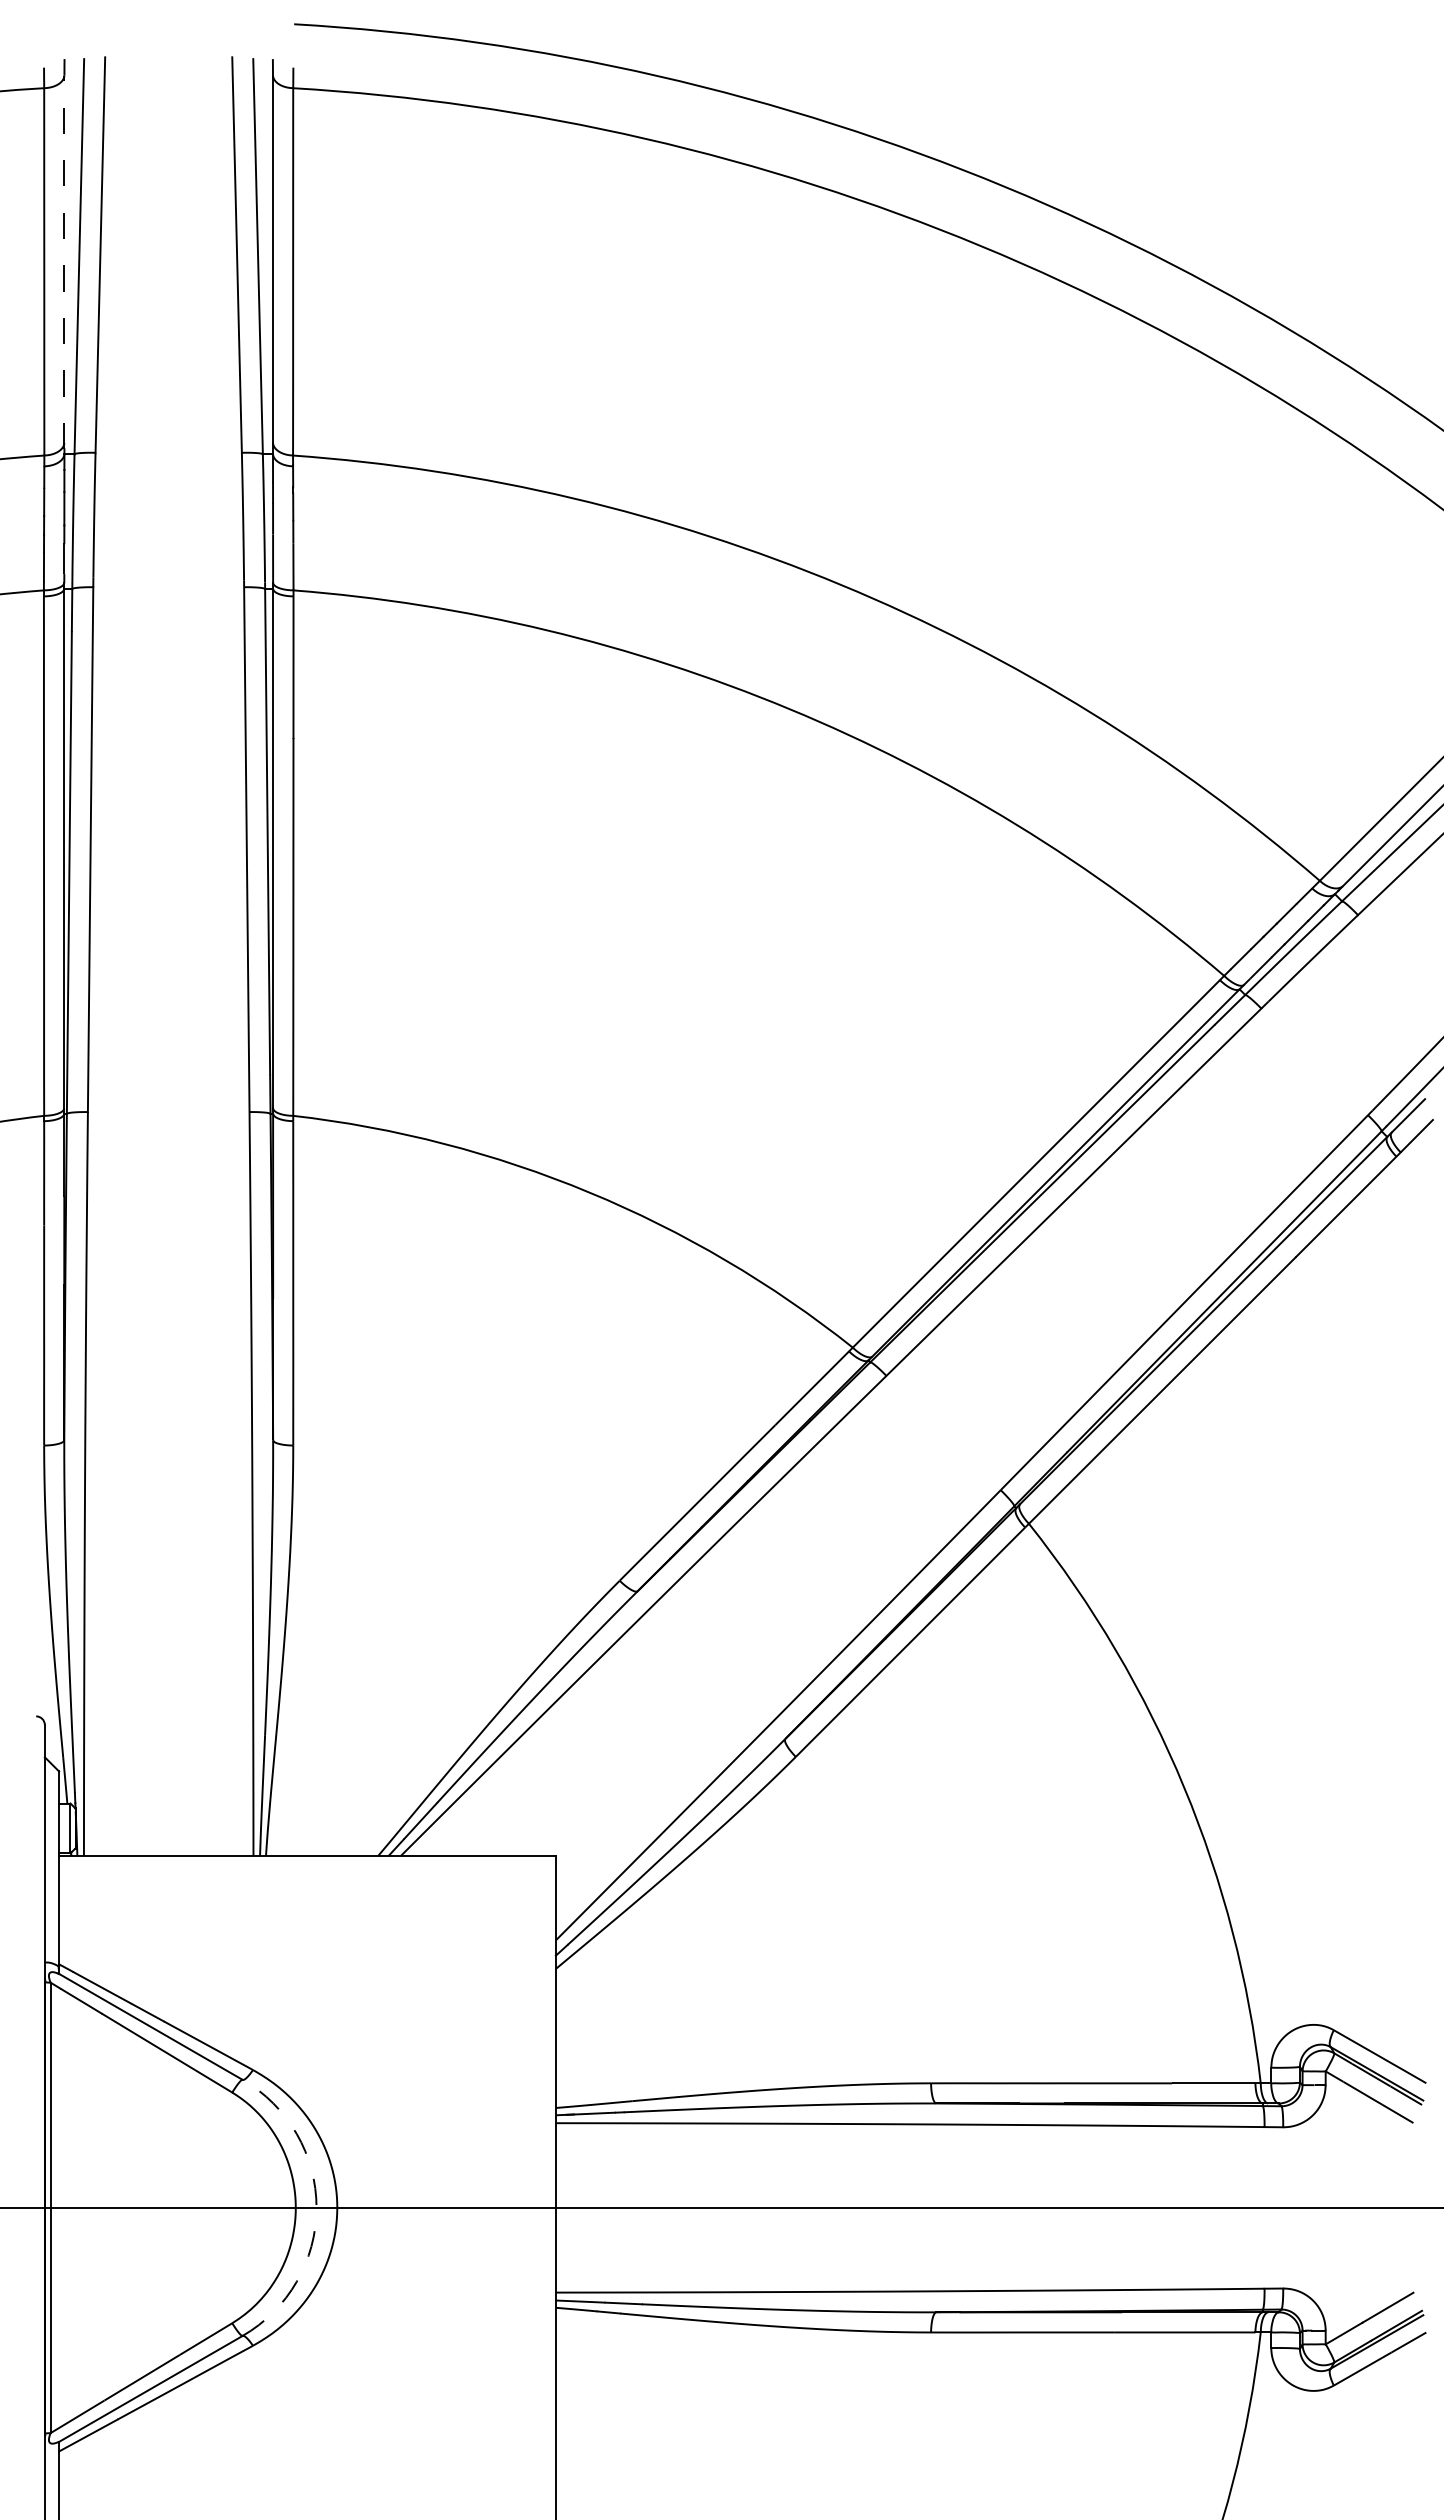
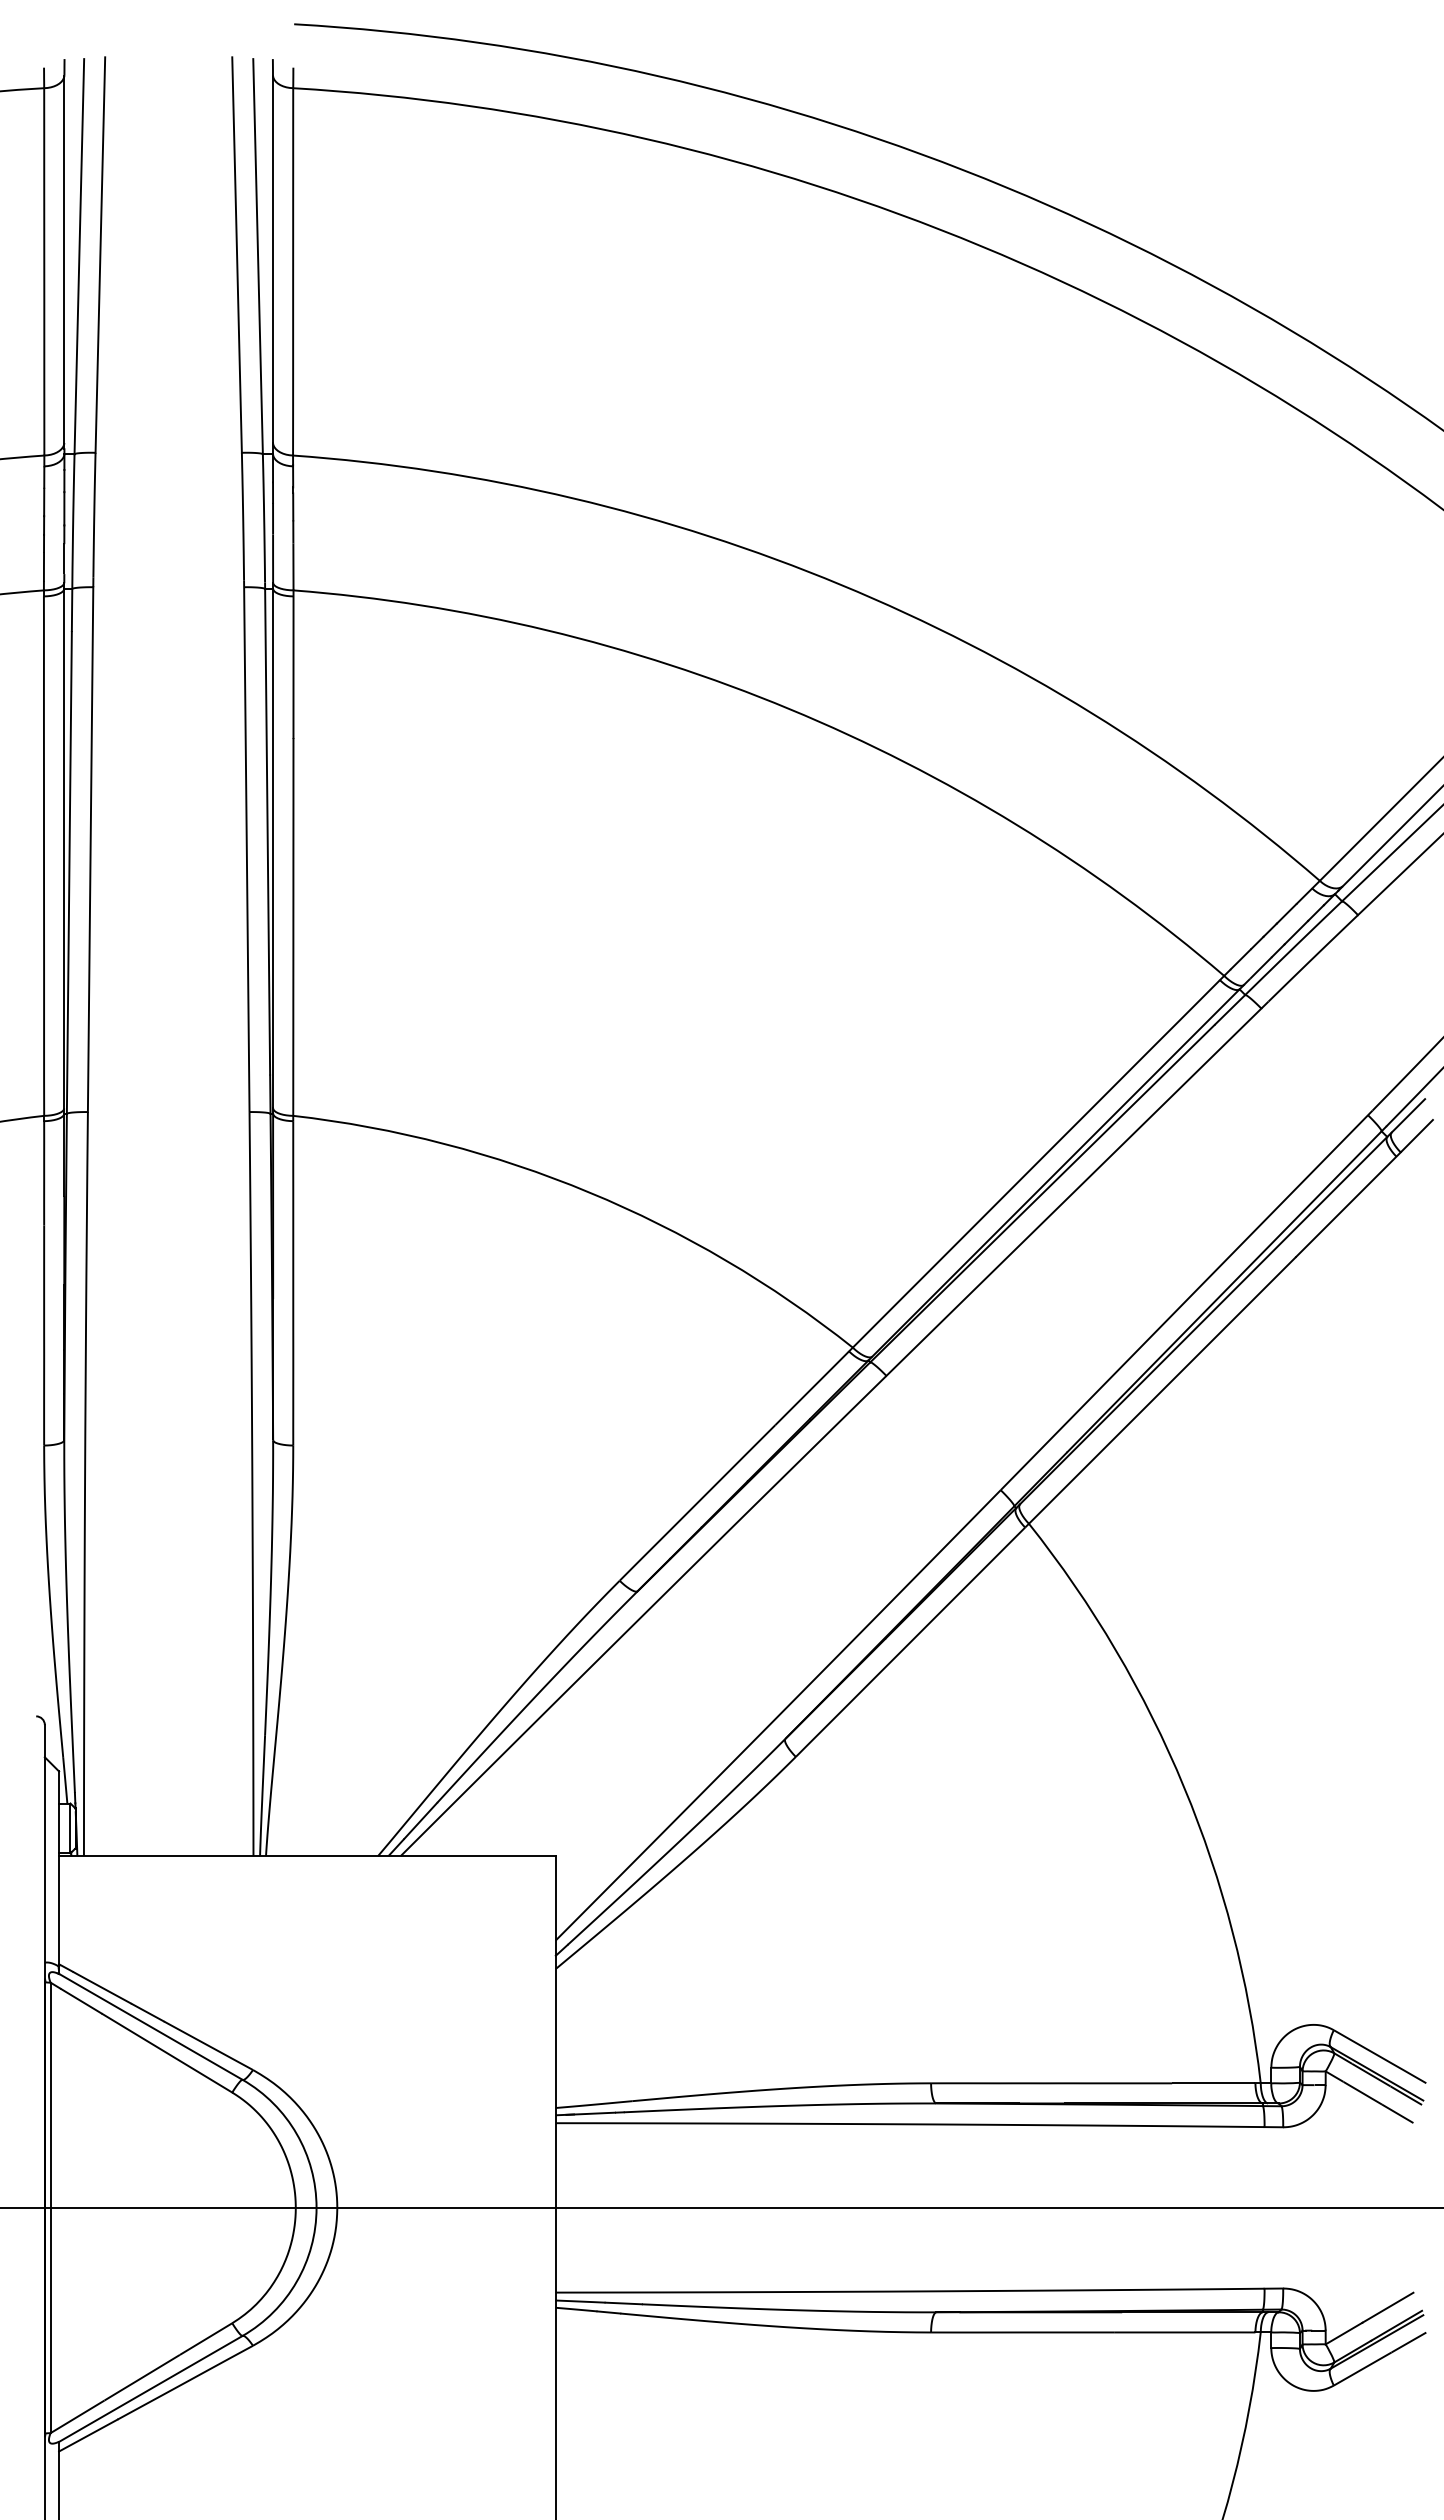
line: dashed -> solid (64, 262)
arc: dashed -> solid (316, 2207)
